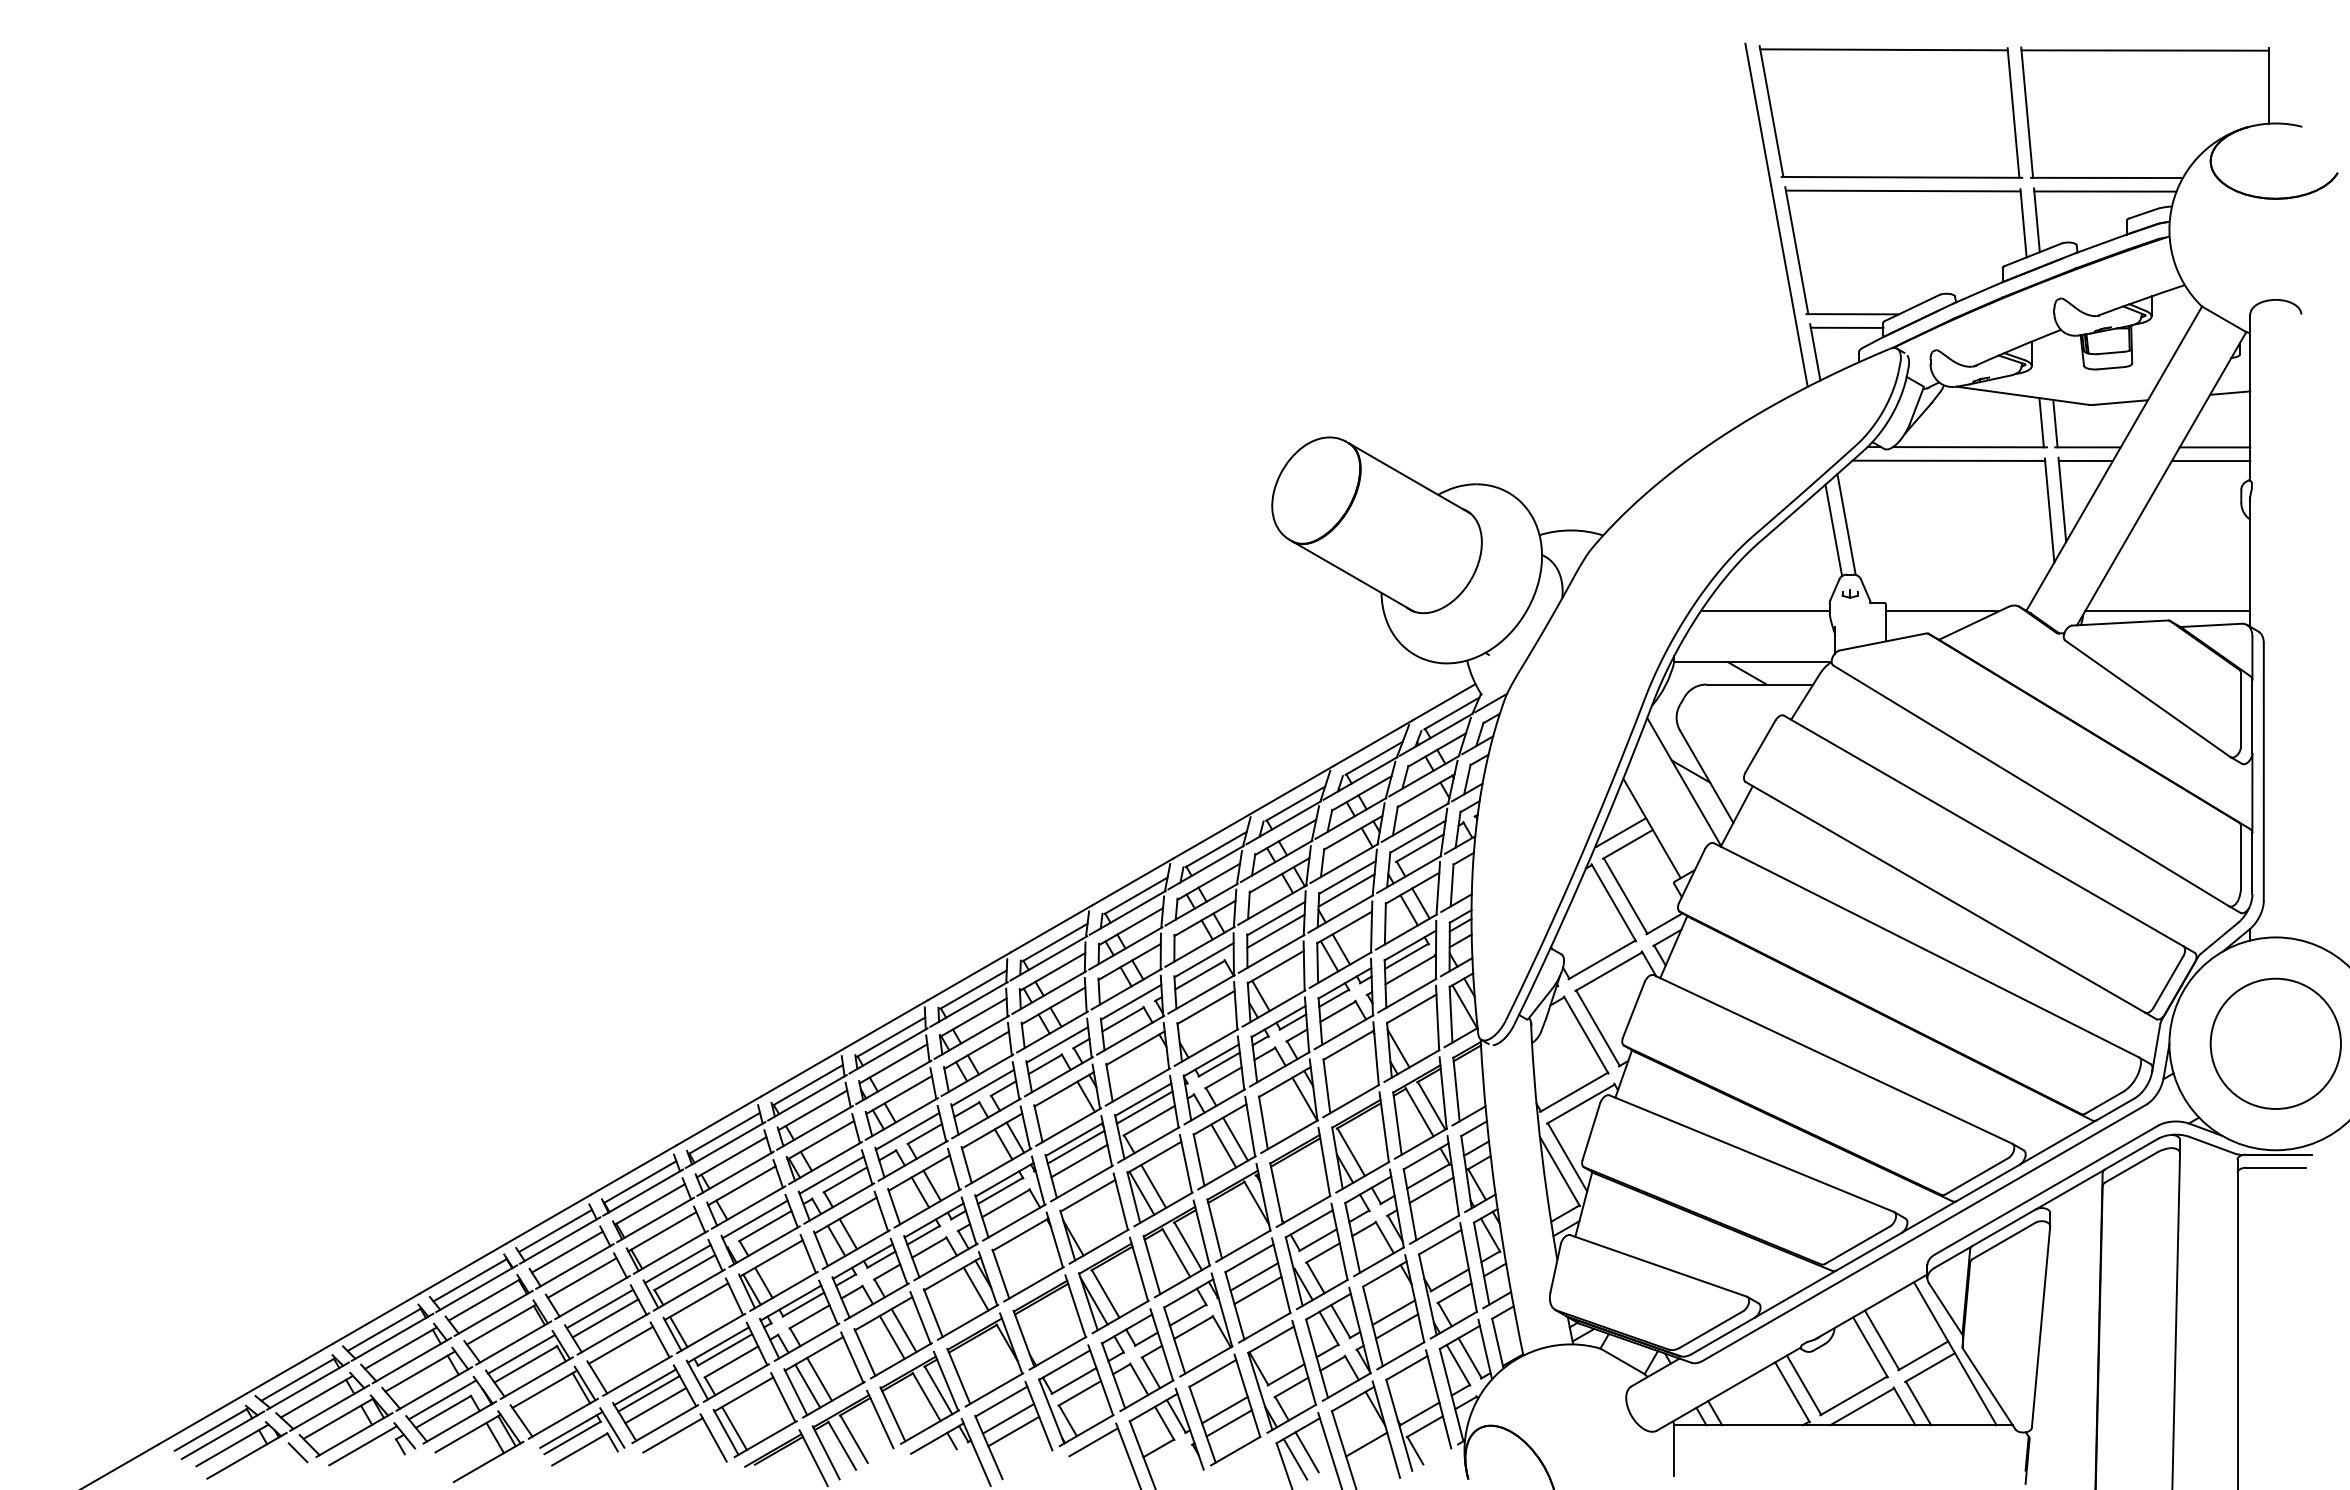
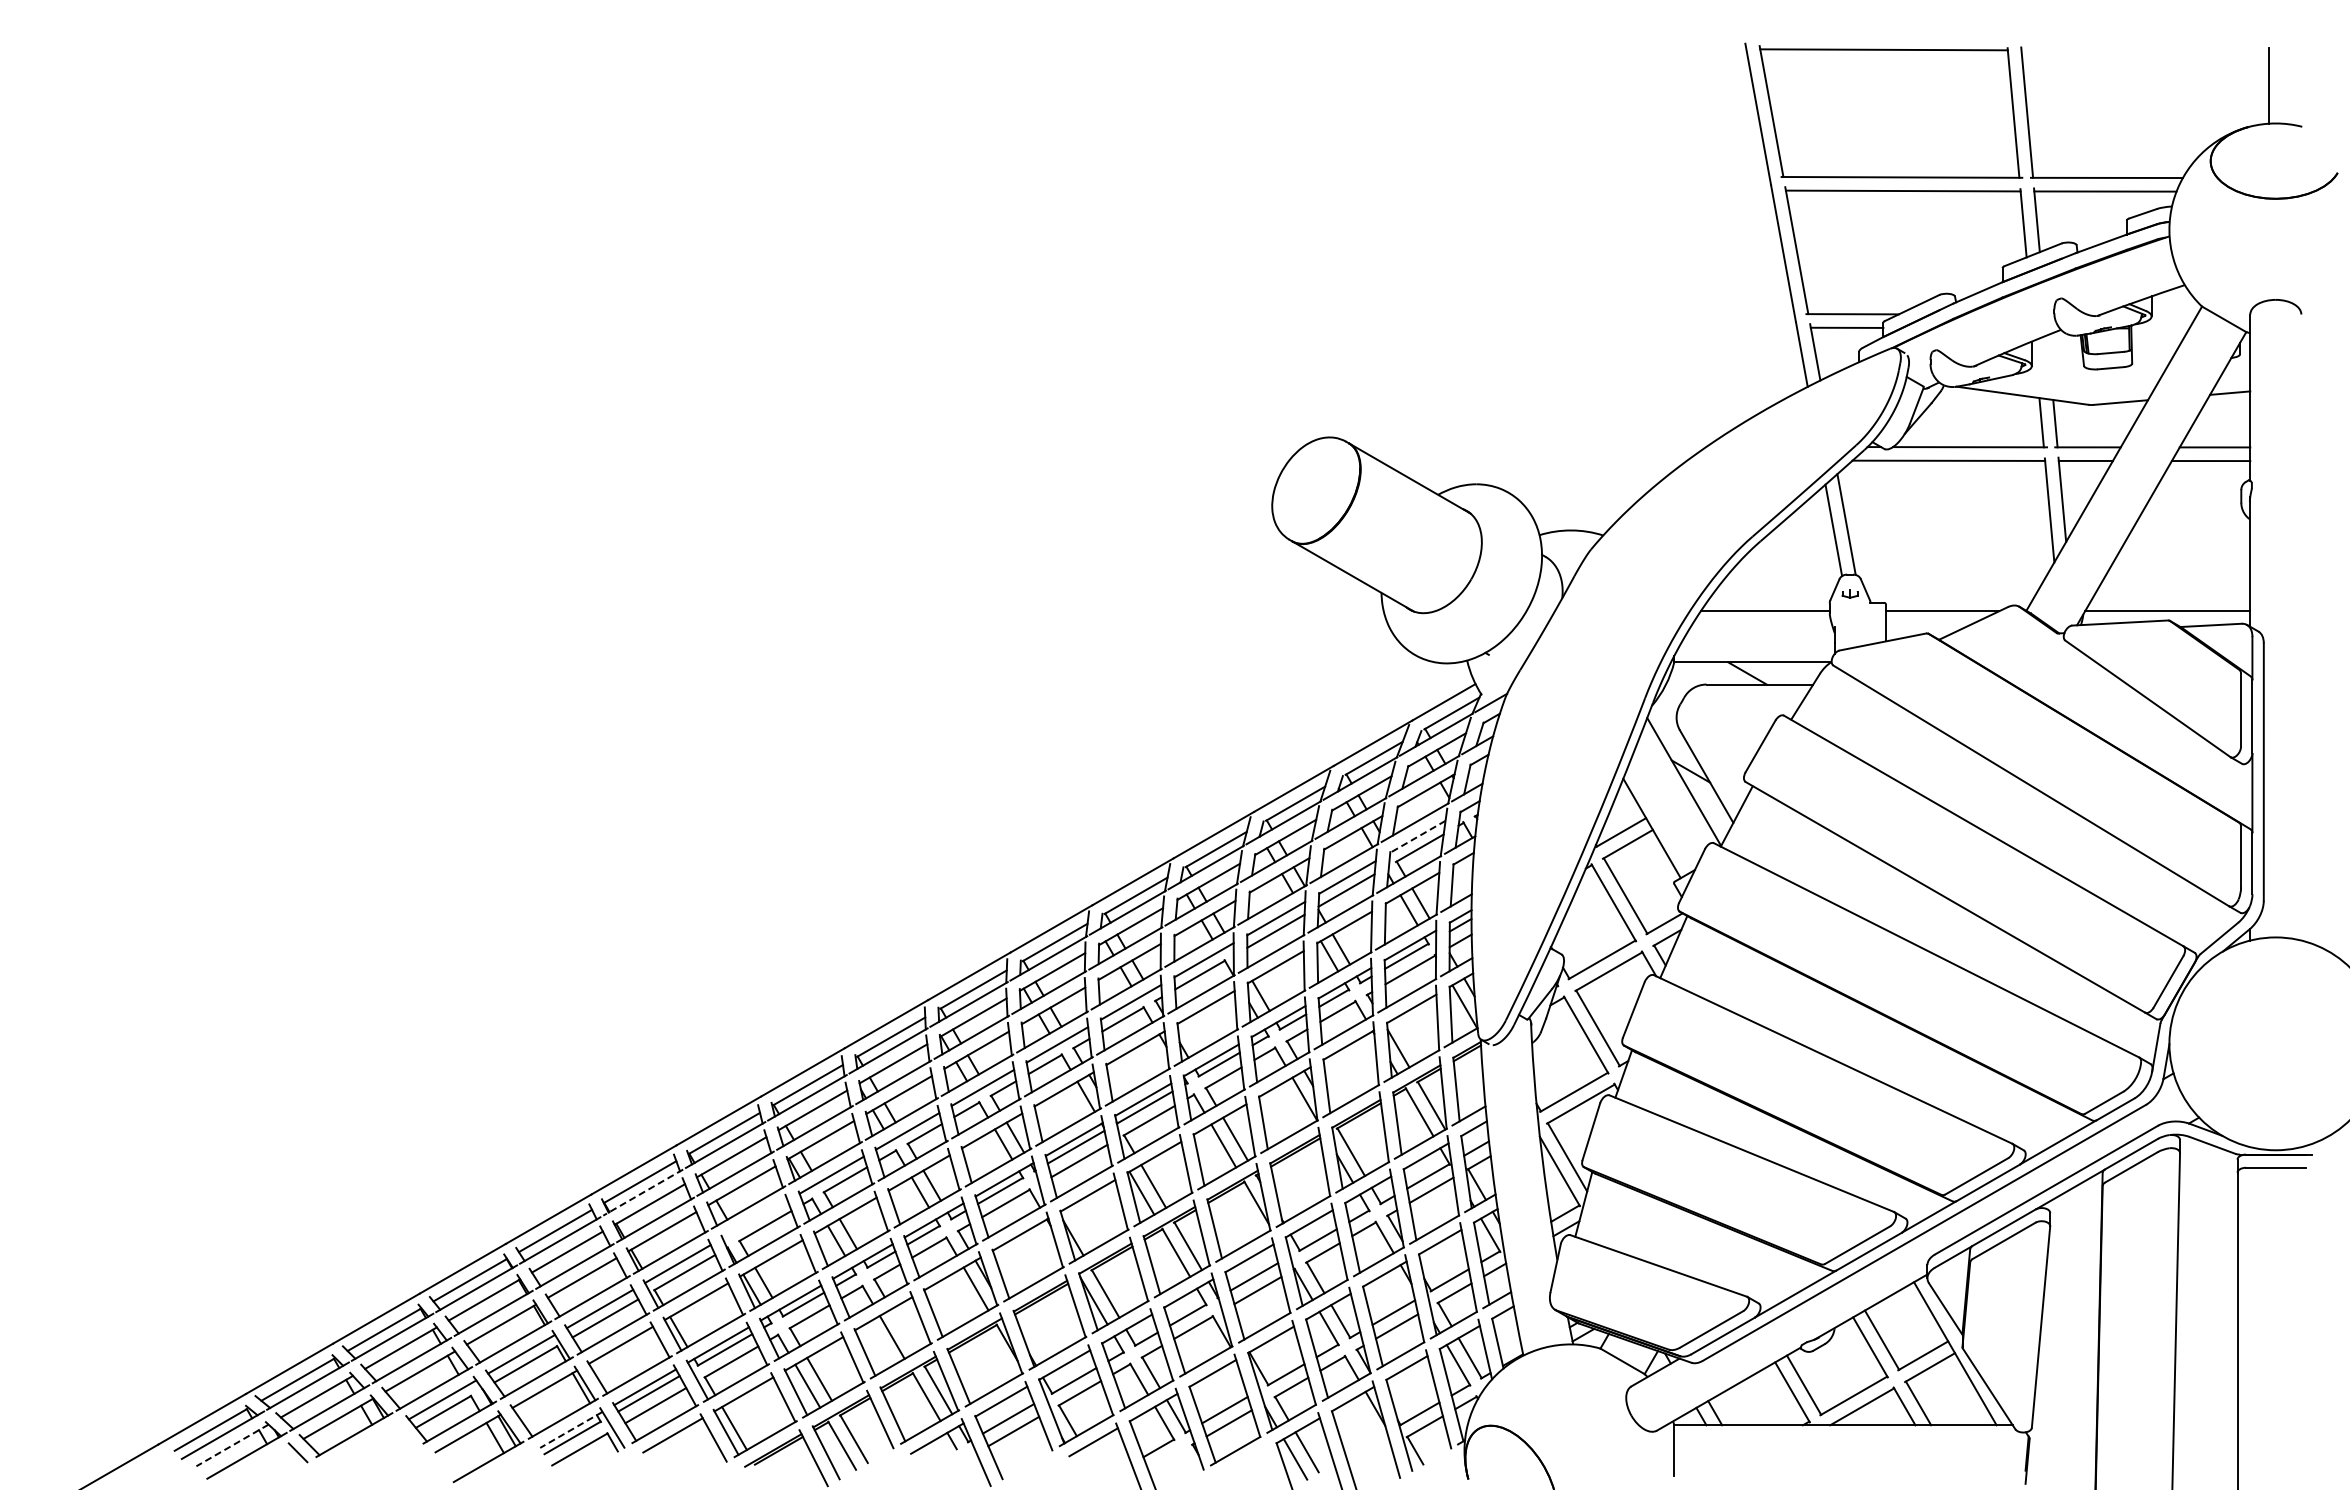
line: present -> none (2145, 50)
line: solid -> dashed (1417, 836)
circle: present -> none (2275, 1043)
line: solid -> dashed (642, 1192)
line: present -> none (754, 1219)
line: present -> none (903, 1330)
line: solid -> dashed (571, 1429)
part: present -> none (372, 1444)
line: present -> none (1366, 1444)
line: solid -> dashed (232, 1445)
